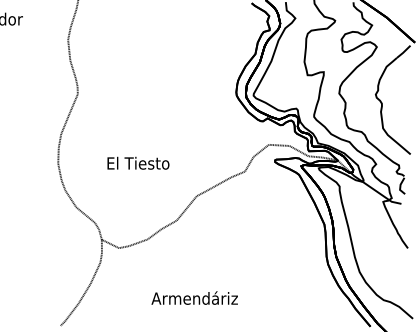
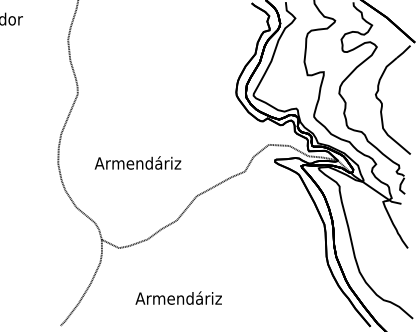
text: El Tiesto -> Armendáriz (137, 162)
text position: (194, 297) -> (178, 297) (178, 297)
